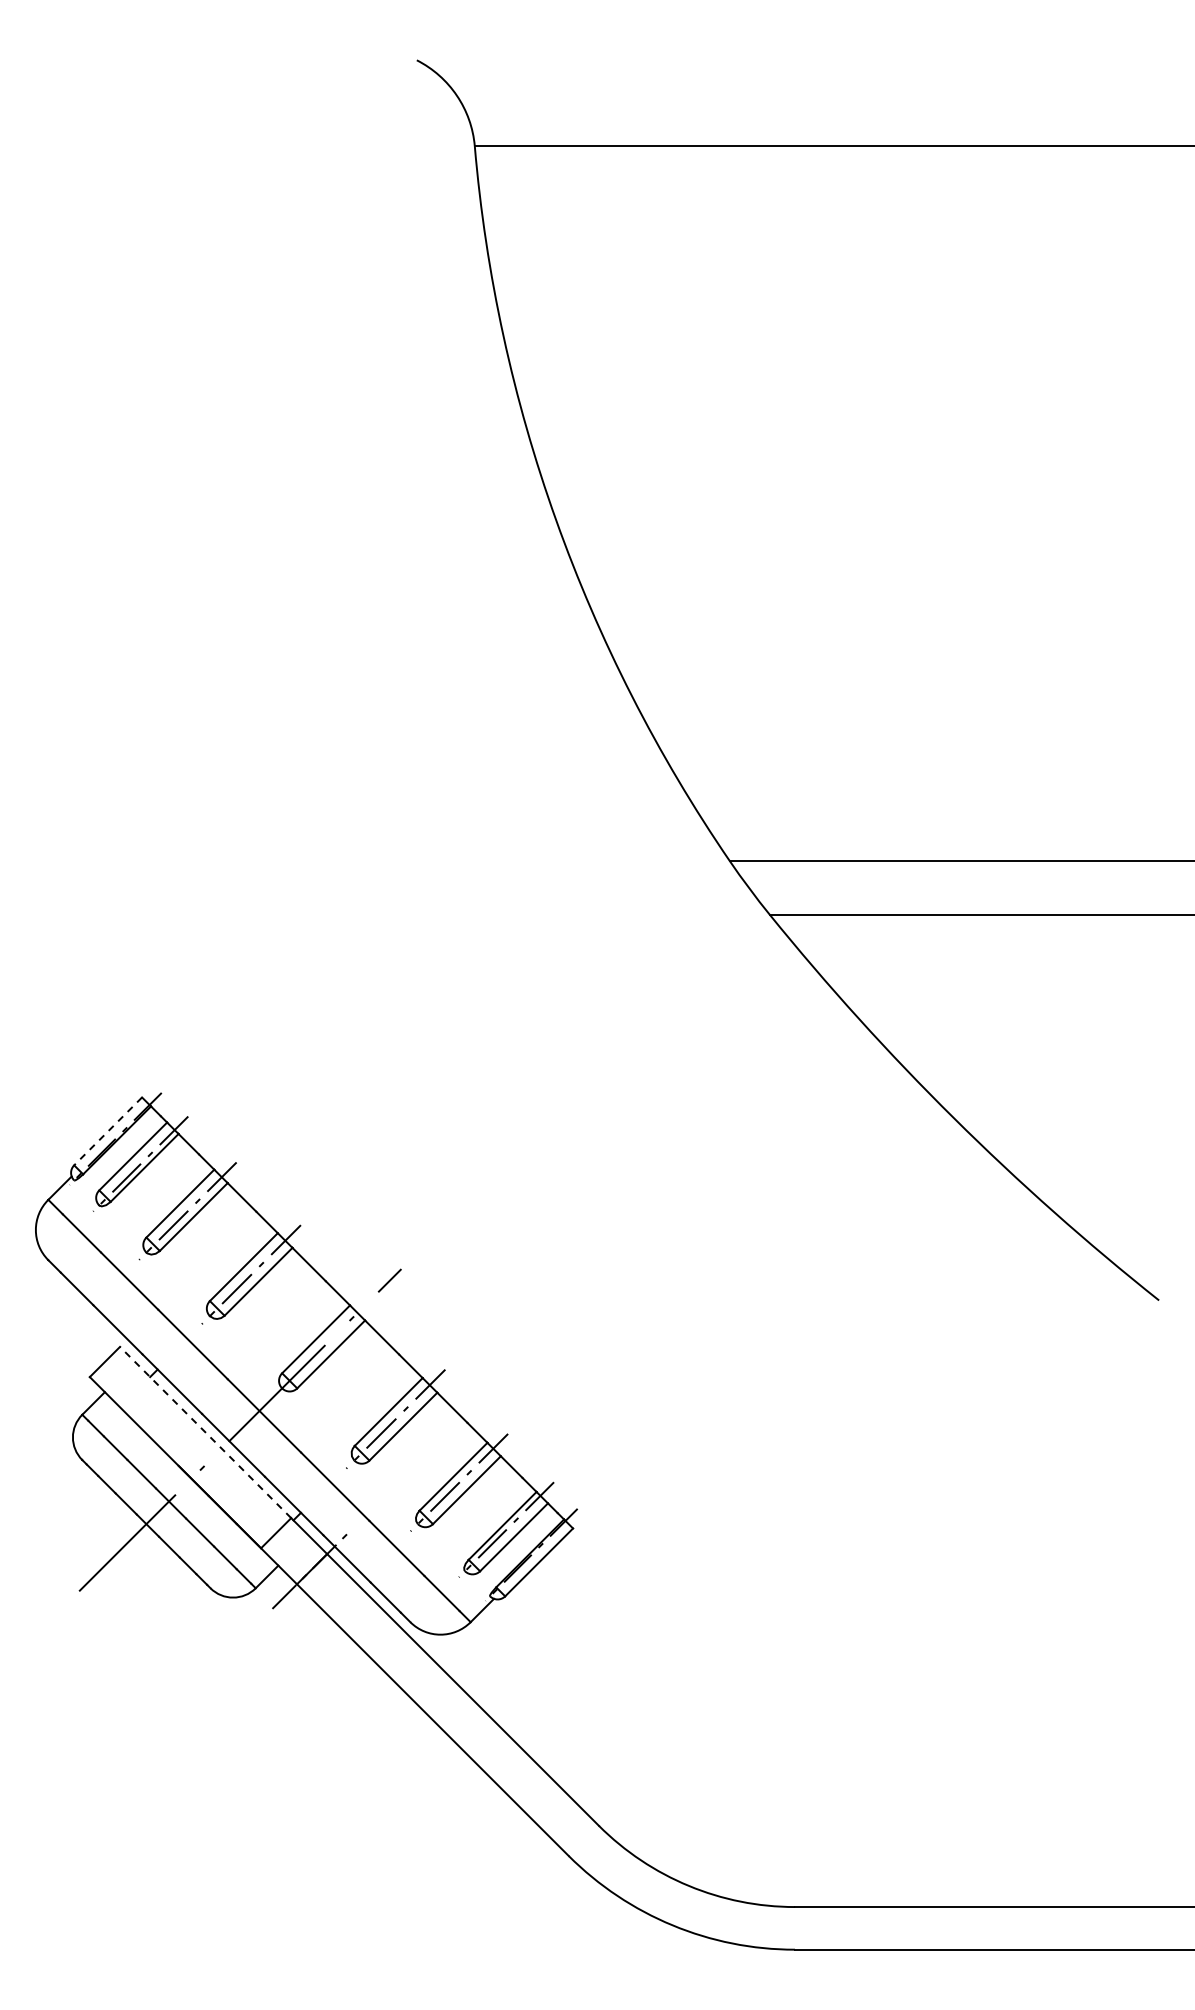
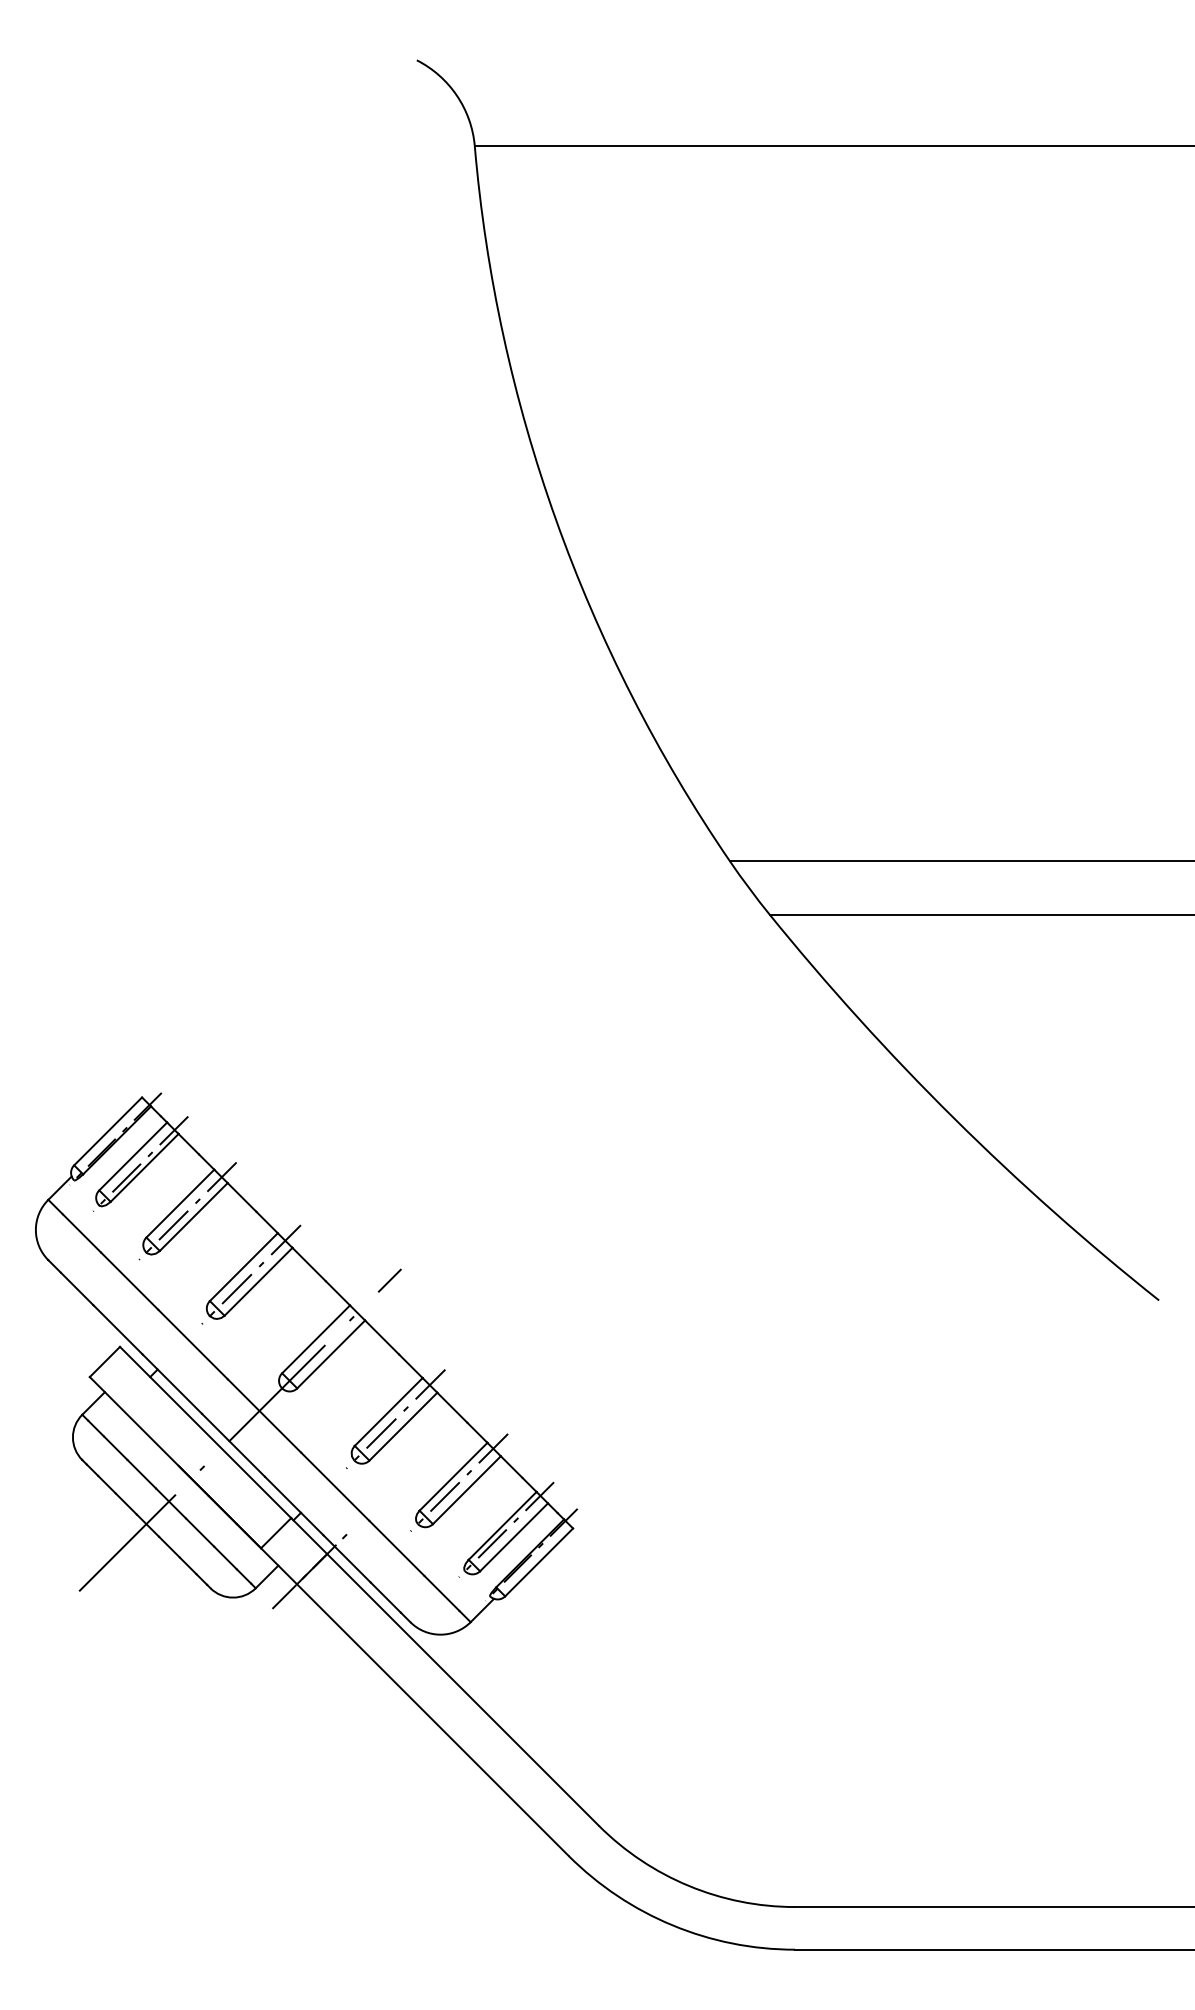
line: dashed -> solid (108, 1131)
line: dashed -> solid (205, 1432)
